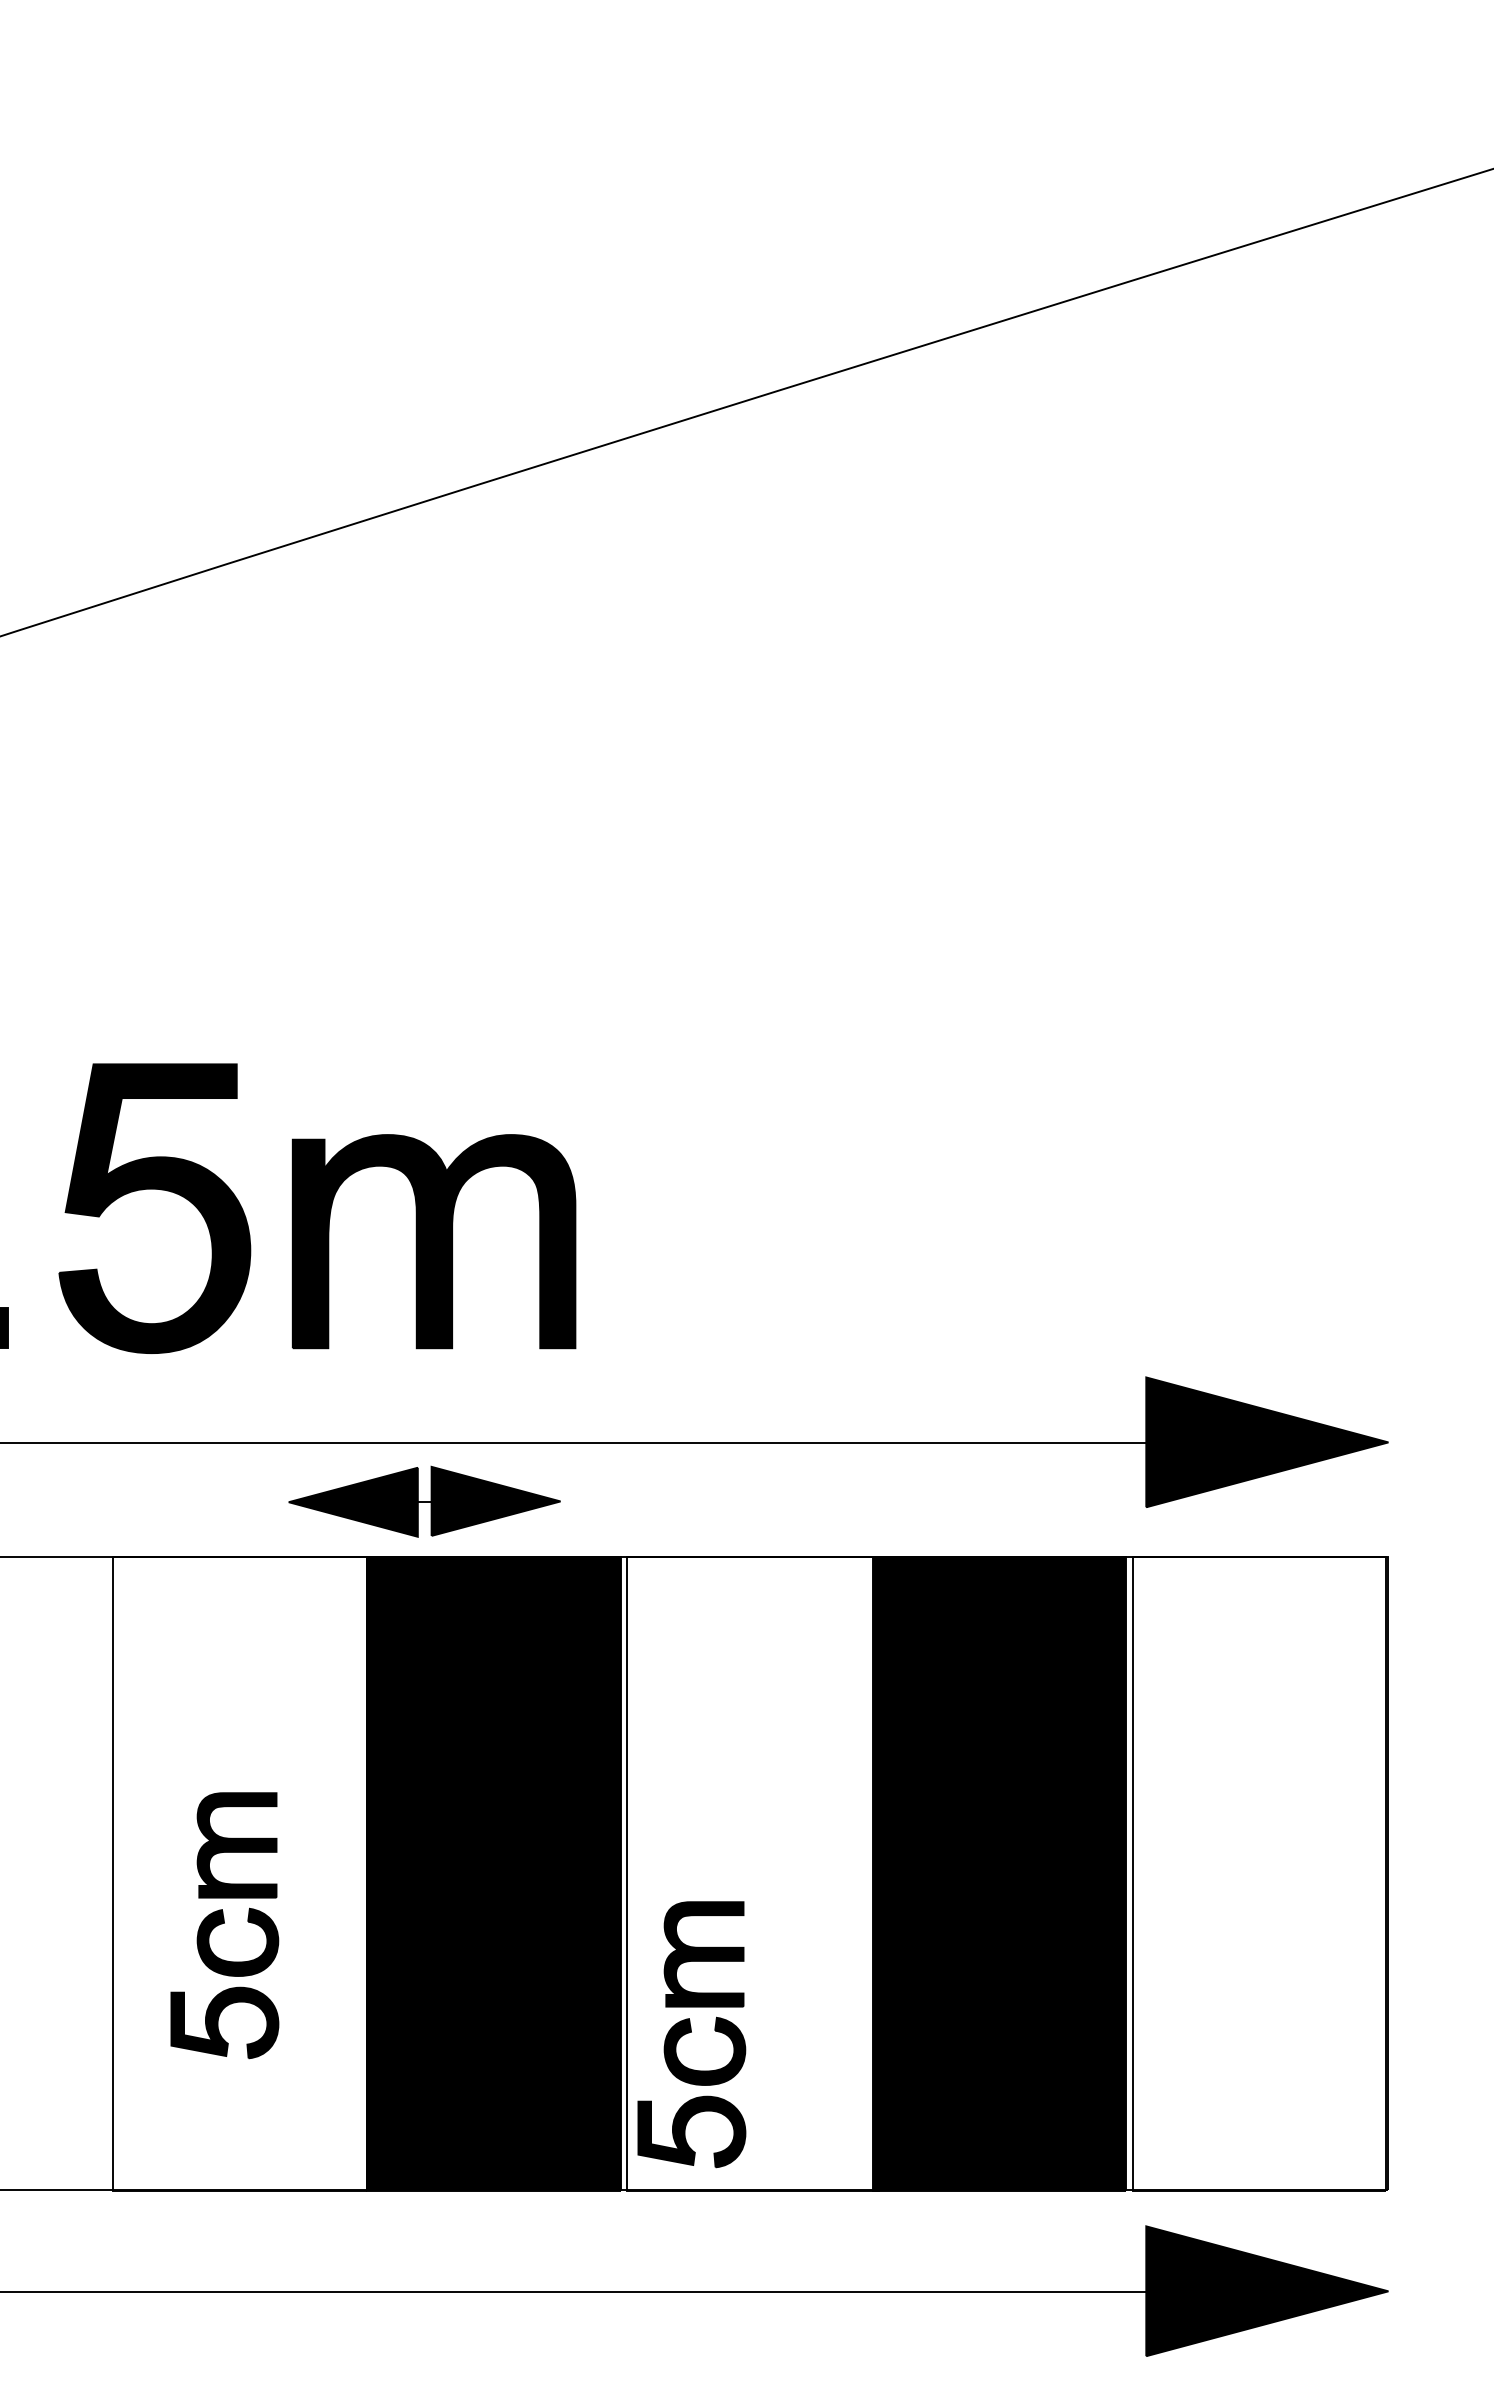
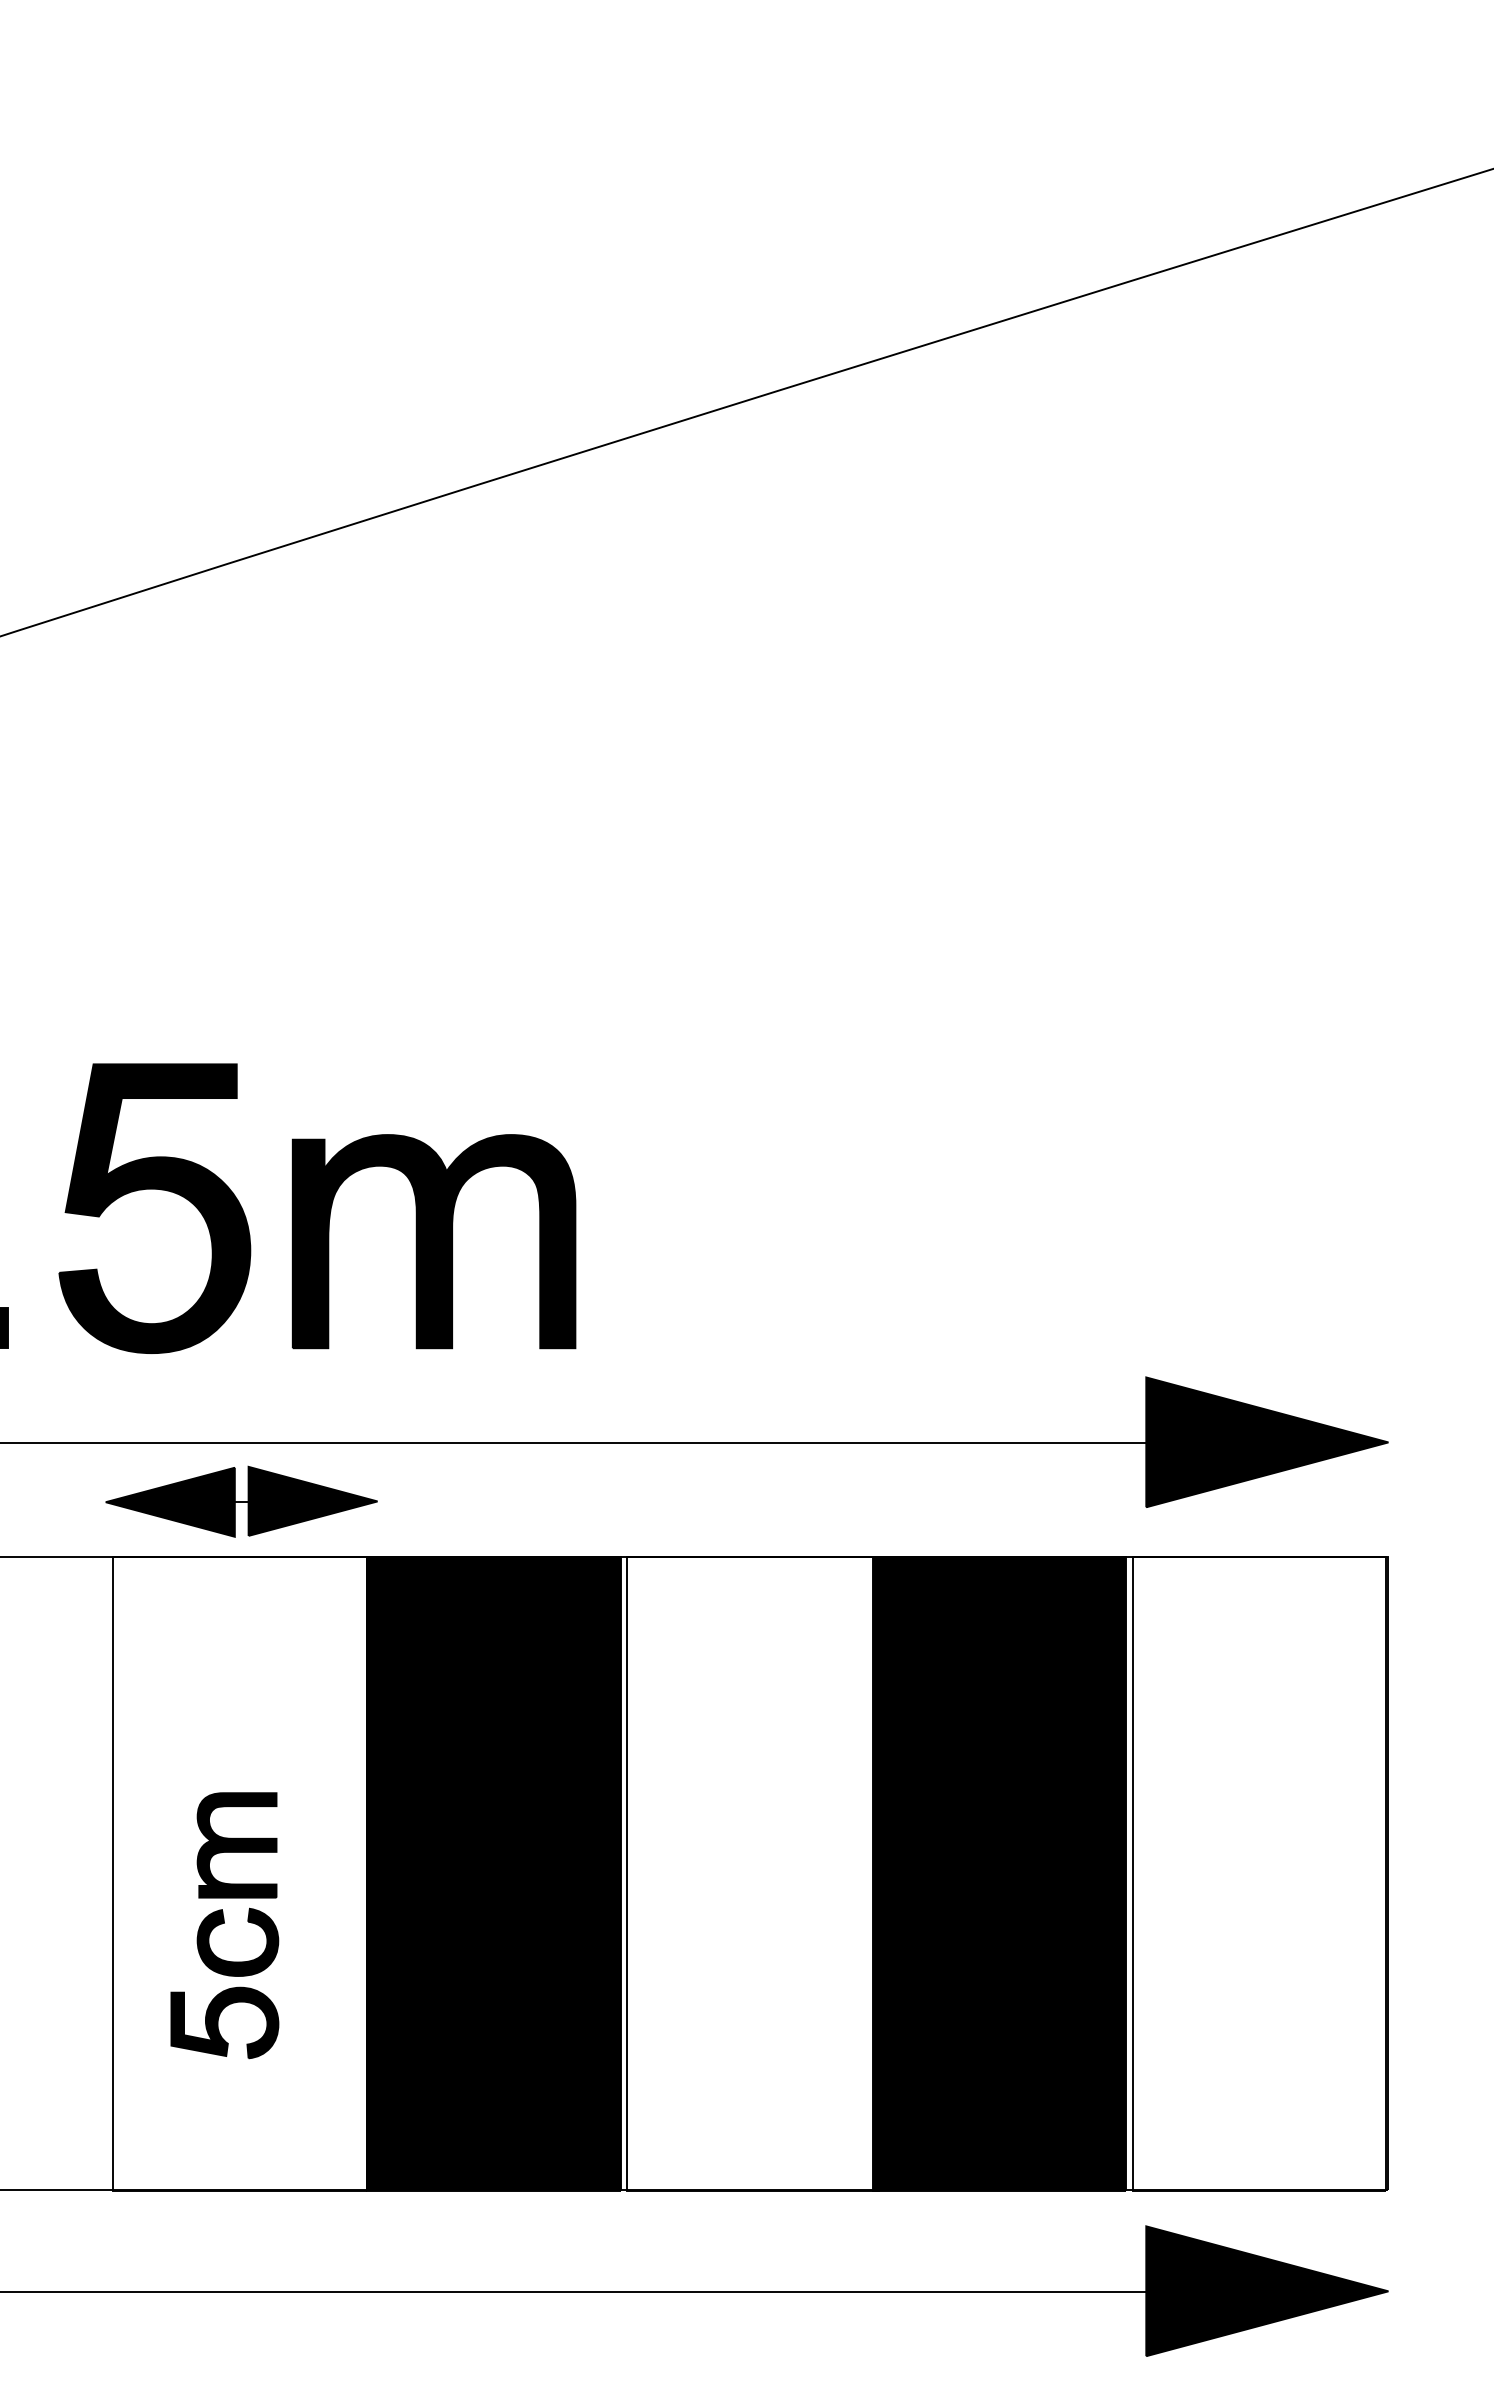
part position: (424, 1501) -> (241, 1501) (241, 1501)
part: present -> none (691, 2034)
